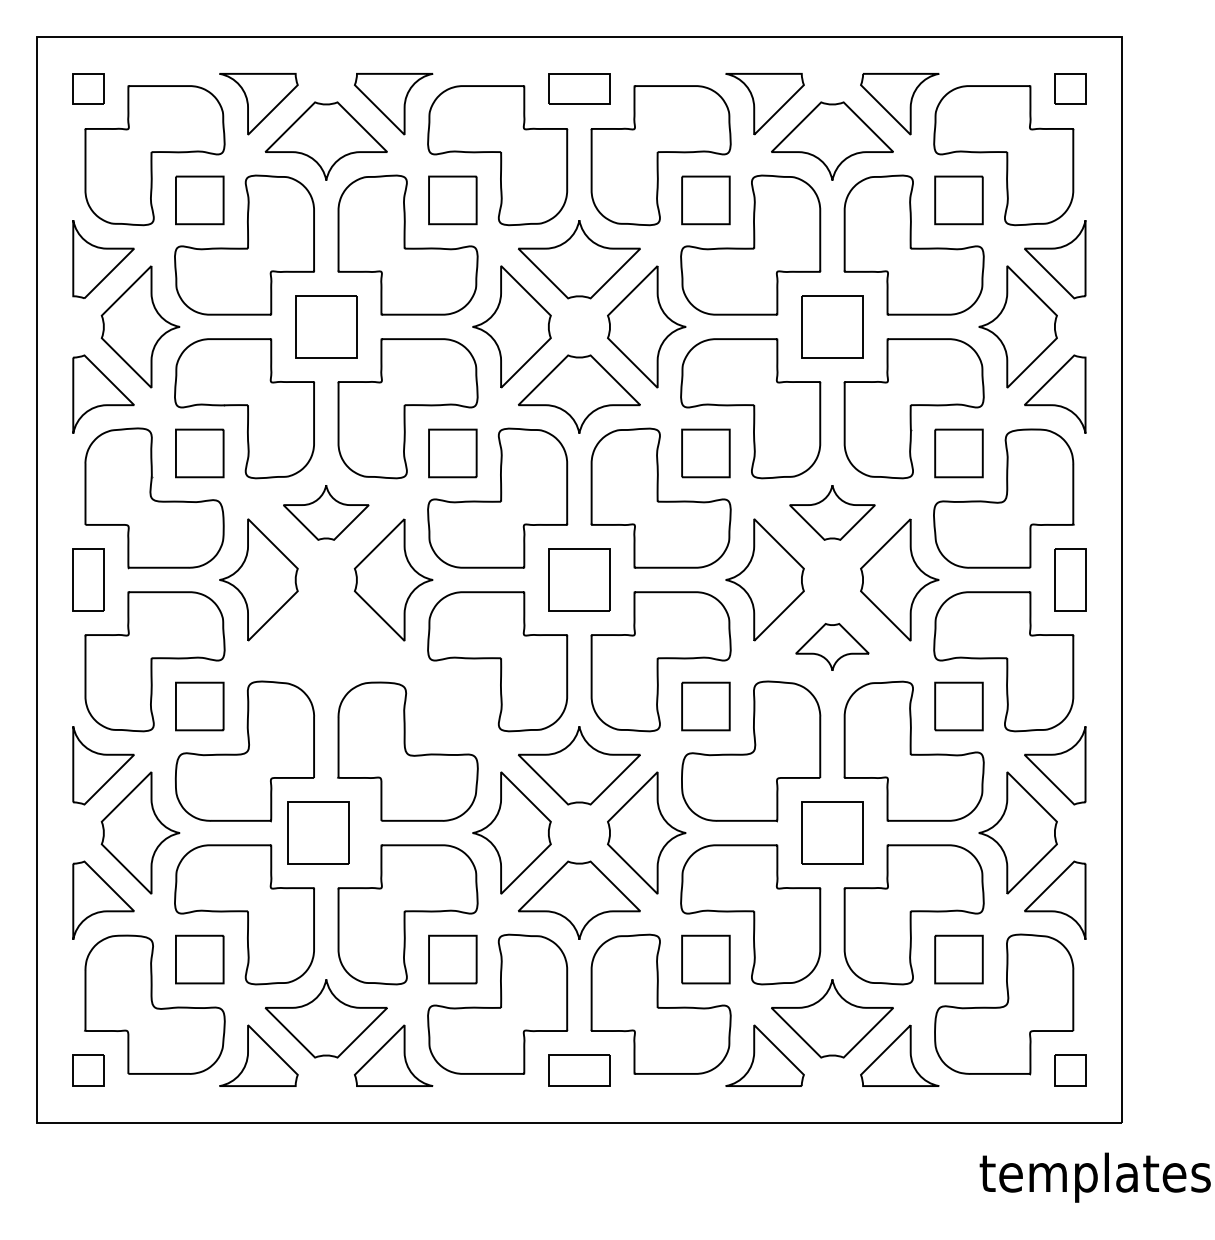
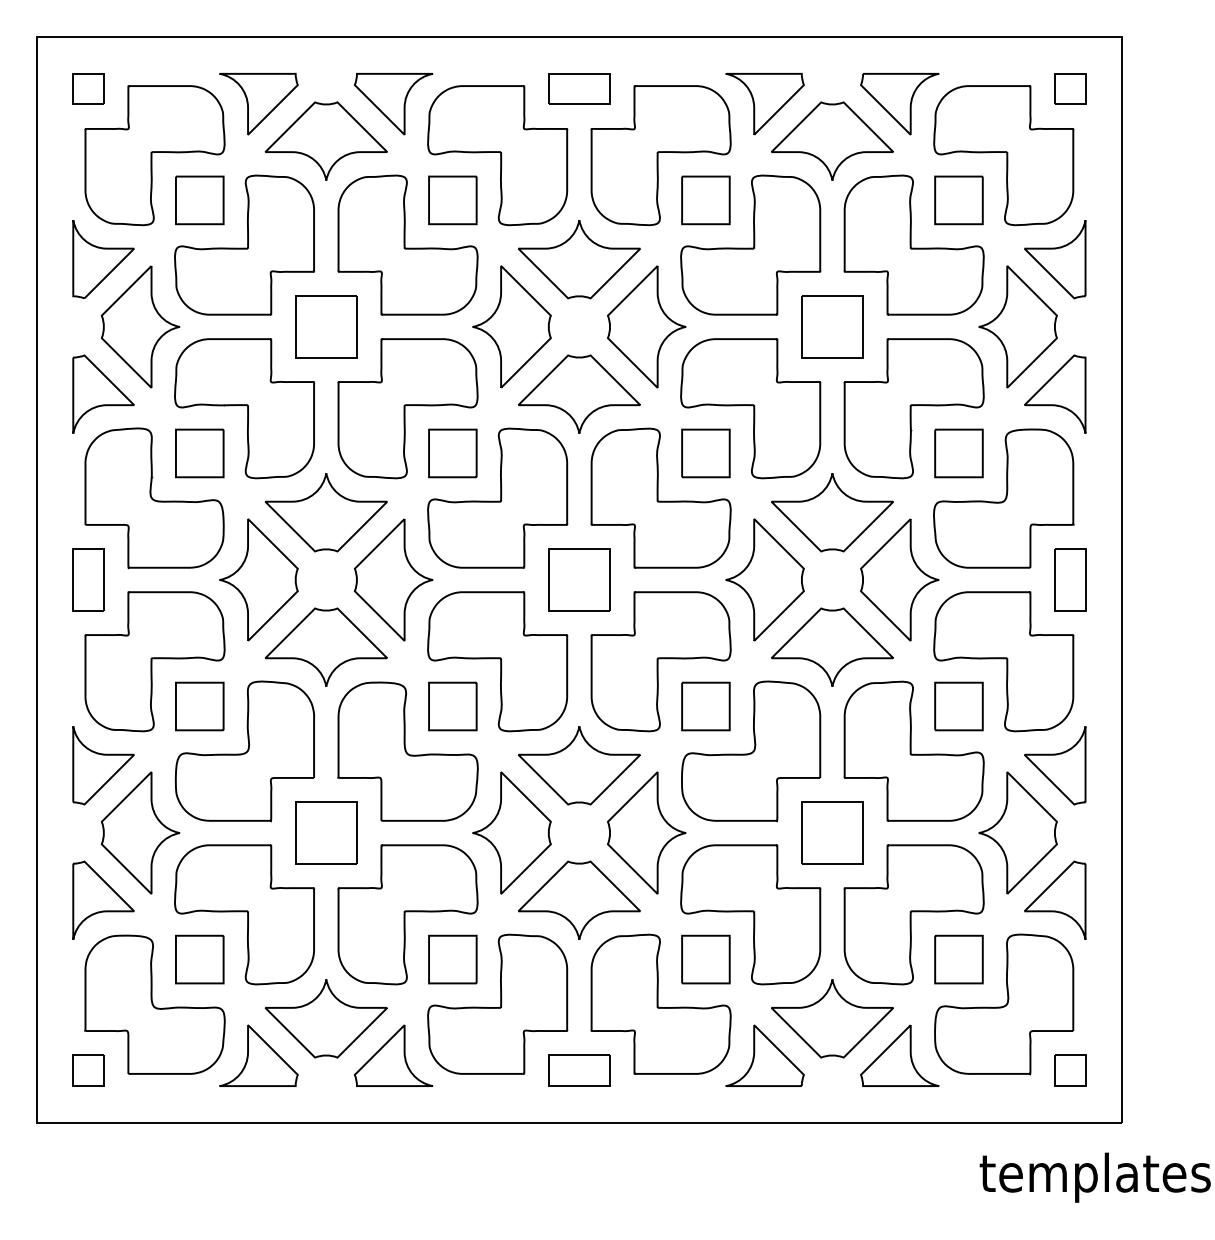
part size: 87x56 px -> 124x80 px (325, 512)
part size: 87x56 px -> 123x80 px (832, 512)
part: none -> present (325, 646)
part size: 75x48 px -> 123x80 px (832, 646)
part: none -> present (452, 706)
part position: (318, 832) -> (326, 832) (326, 832)
